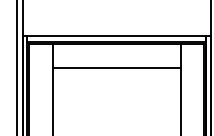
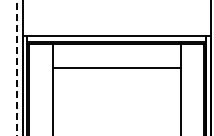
line: solid -> dashed (16, 67)
